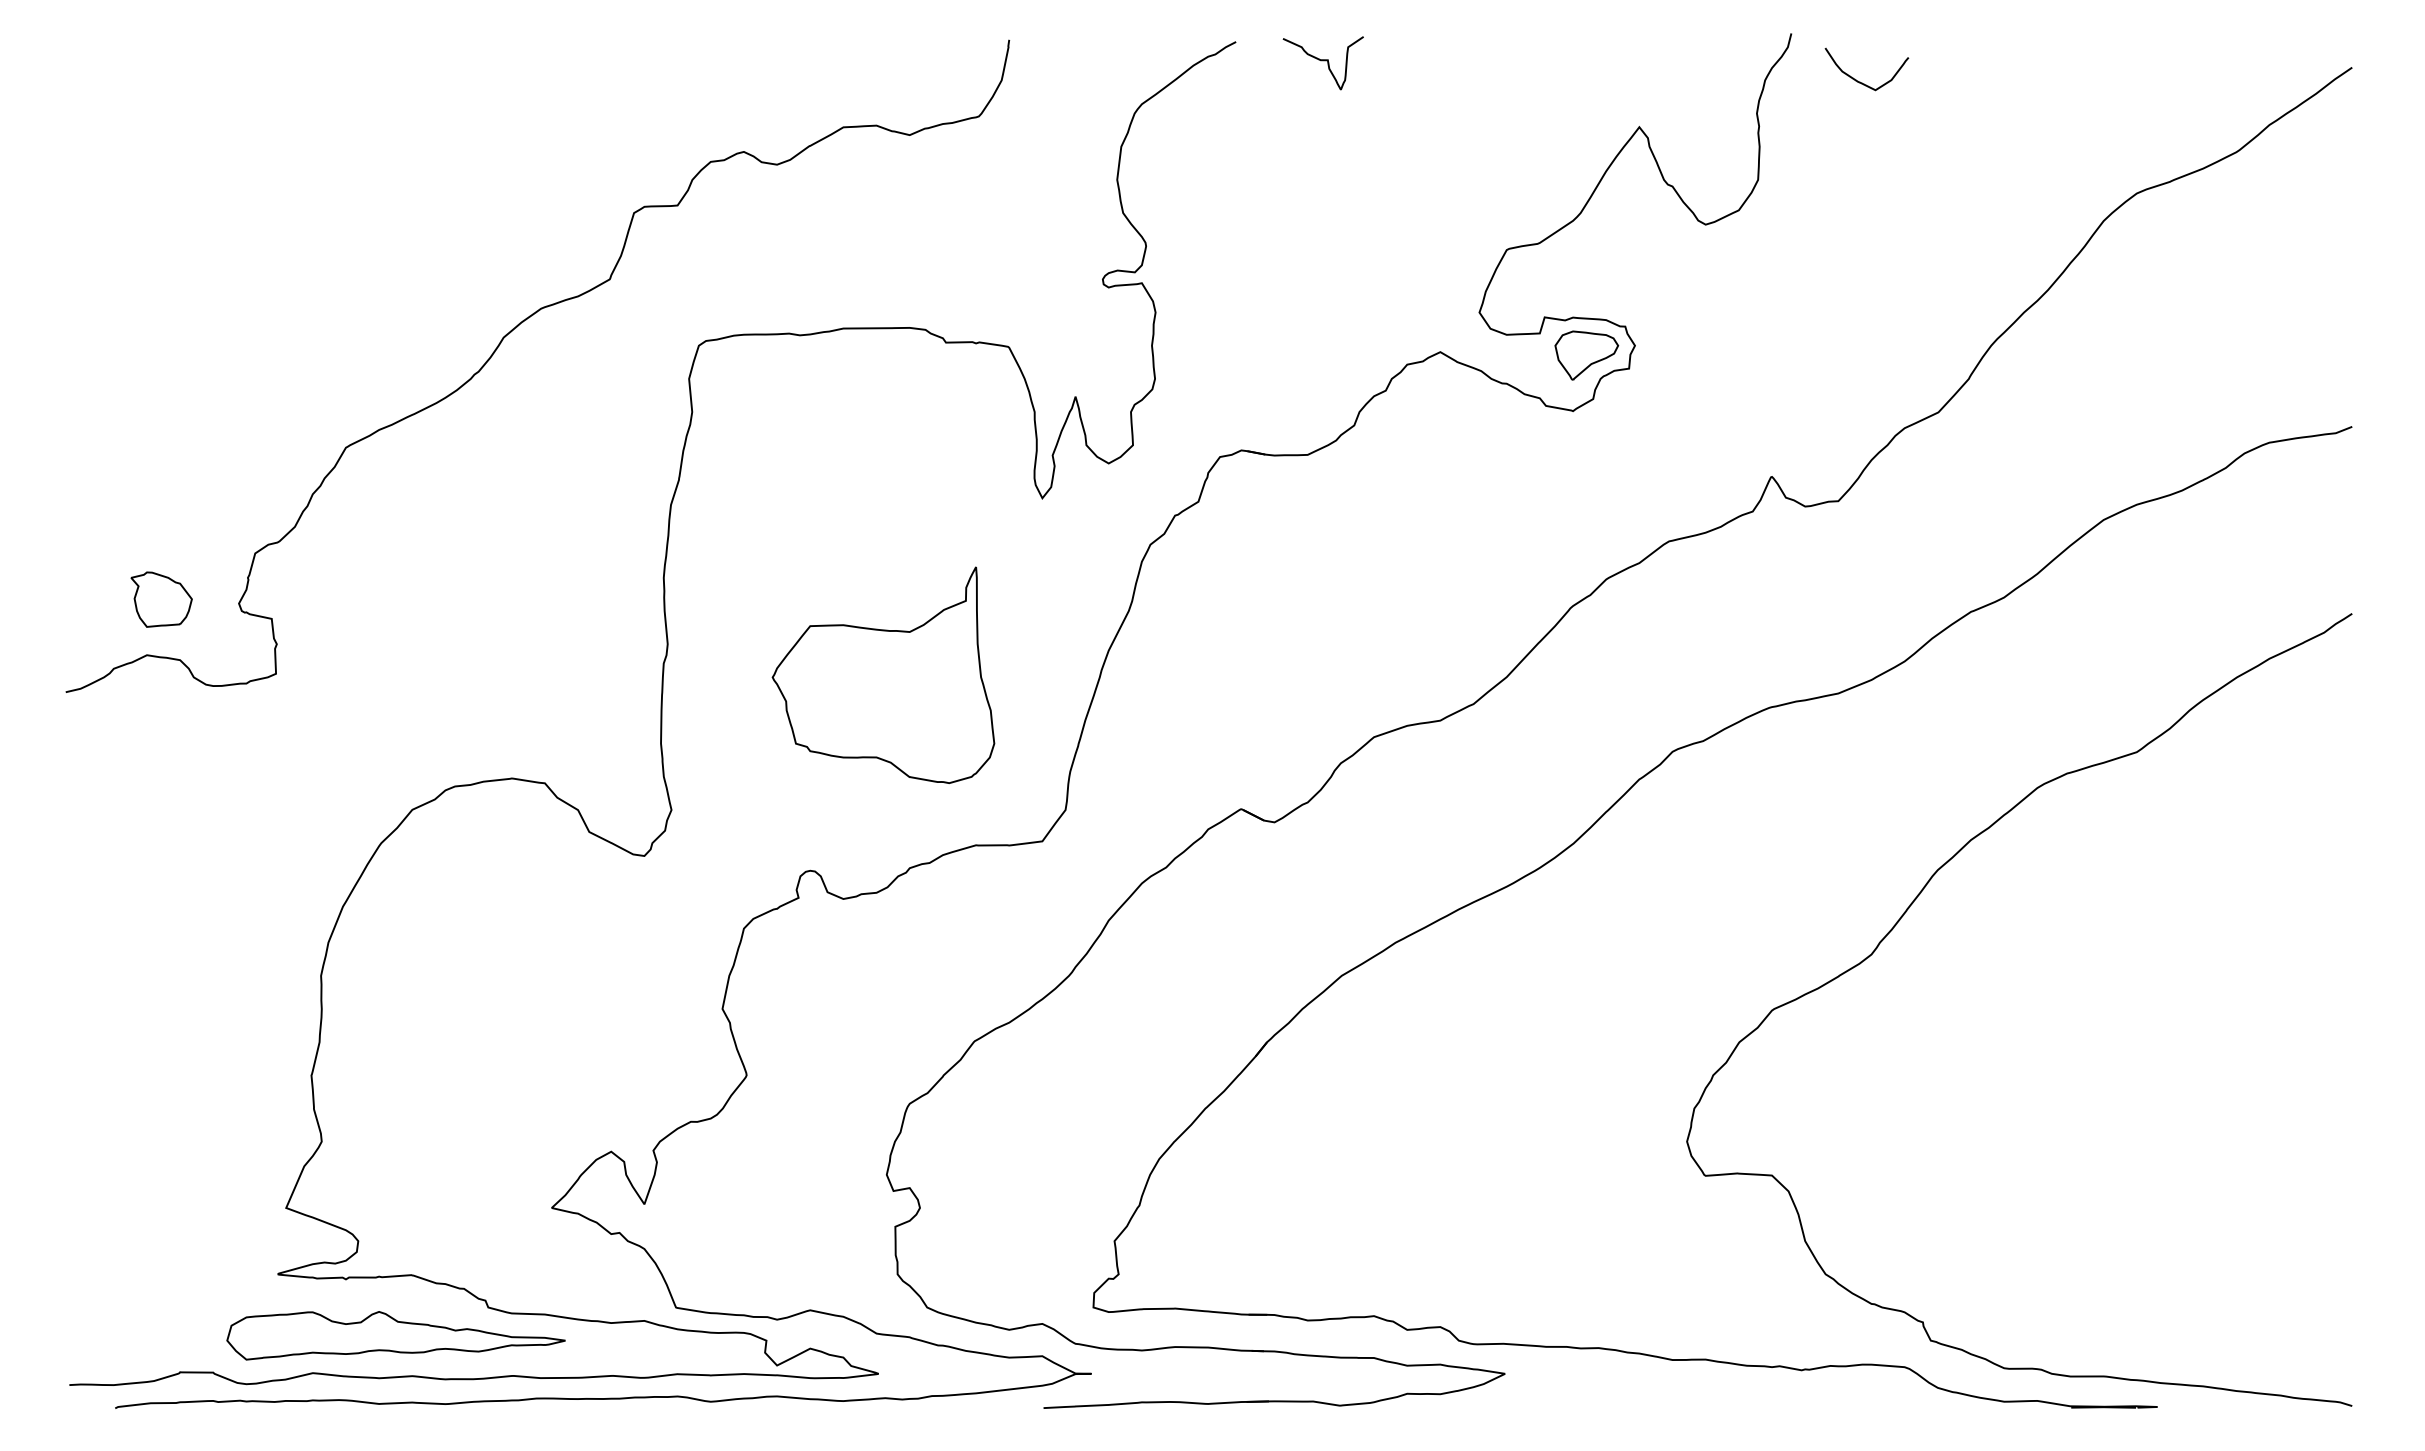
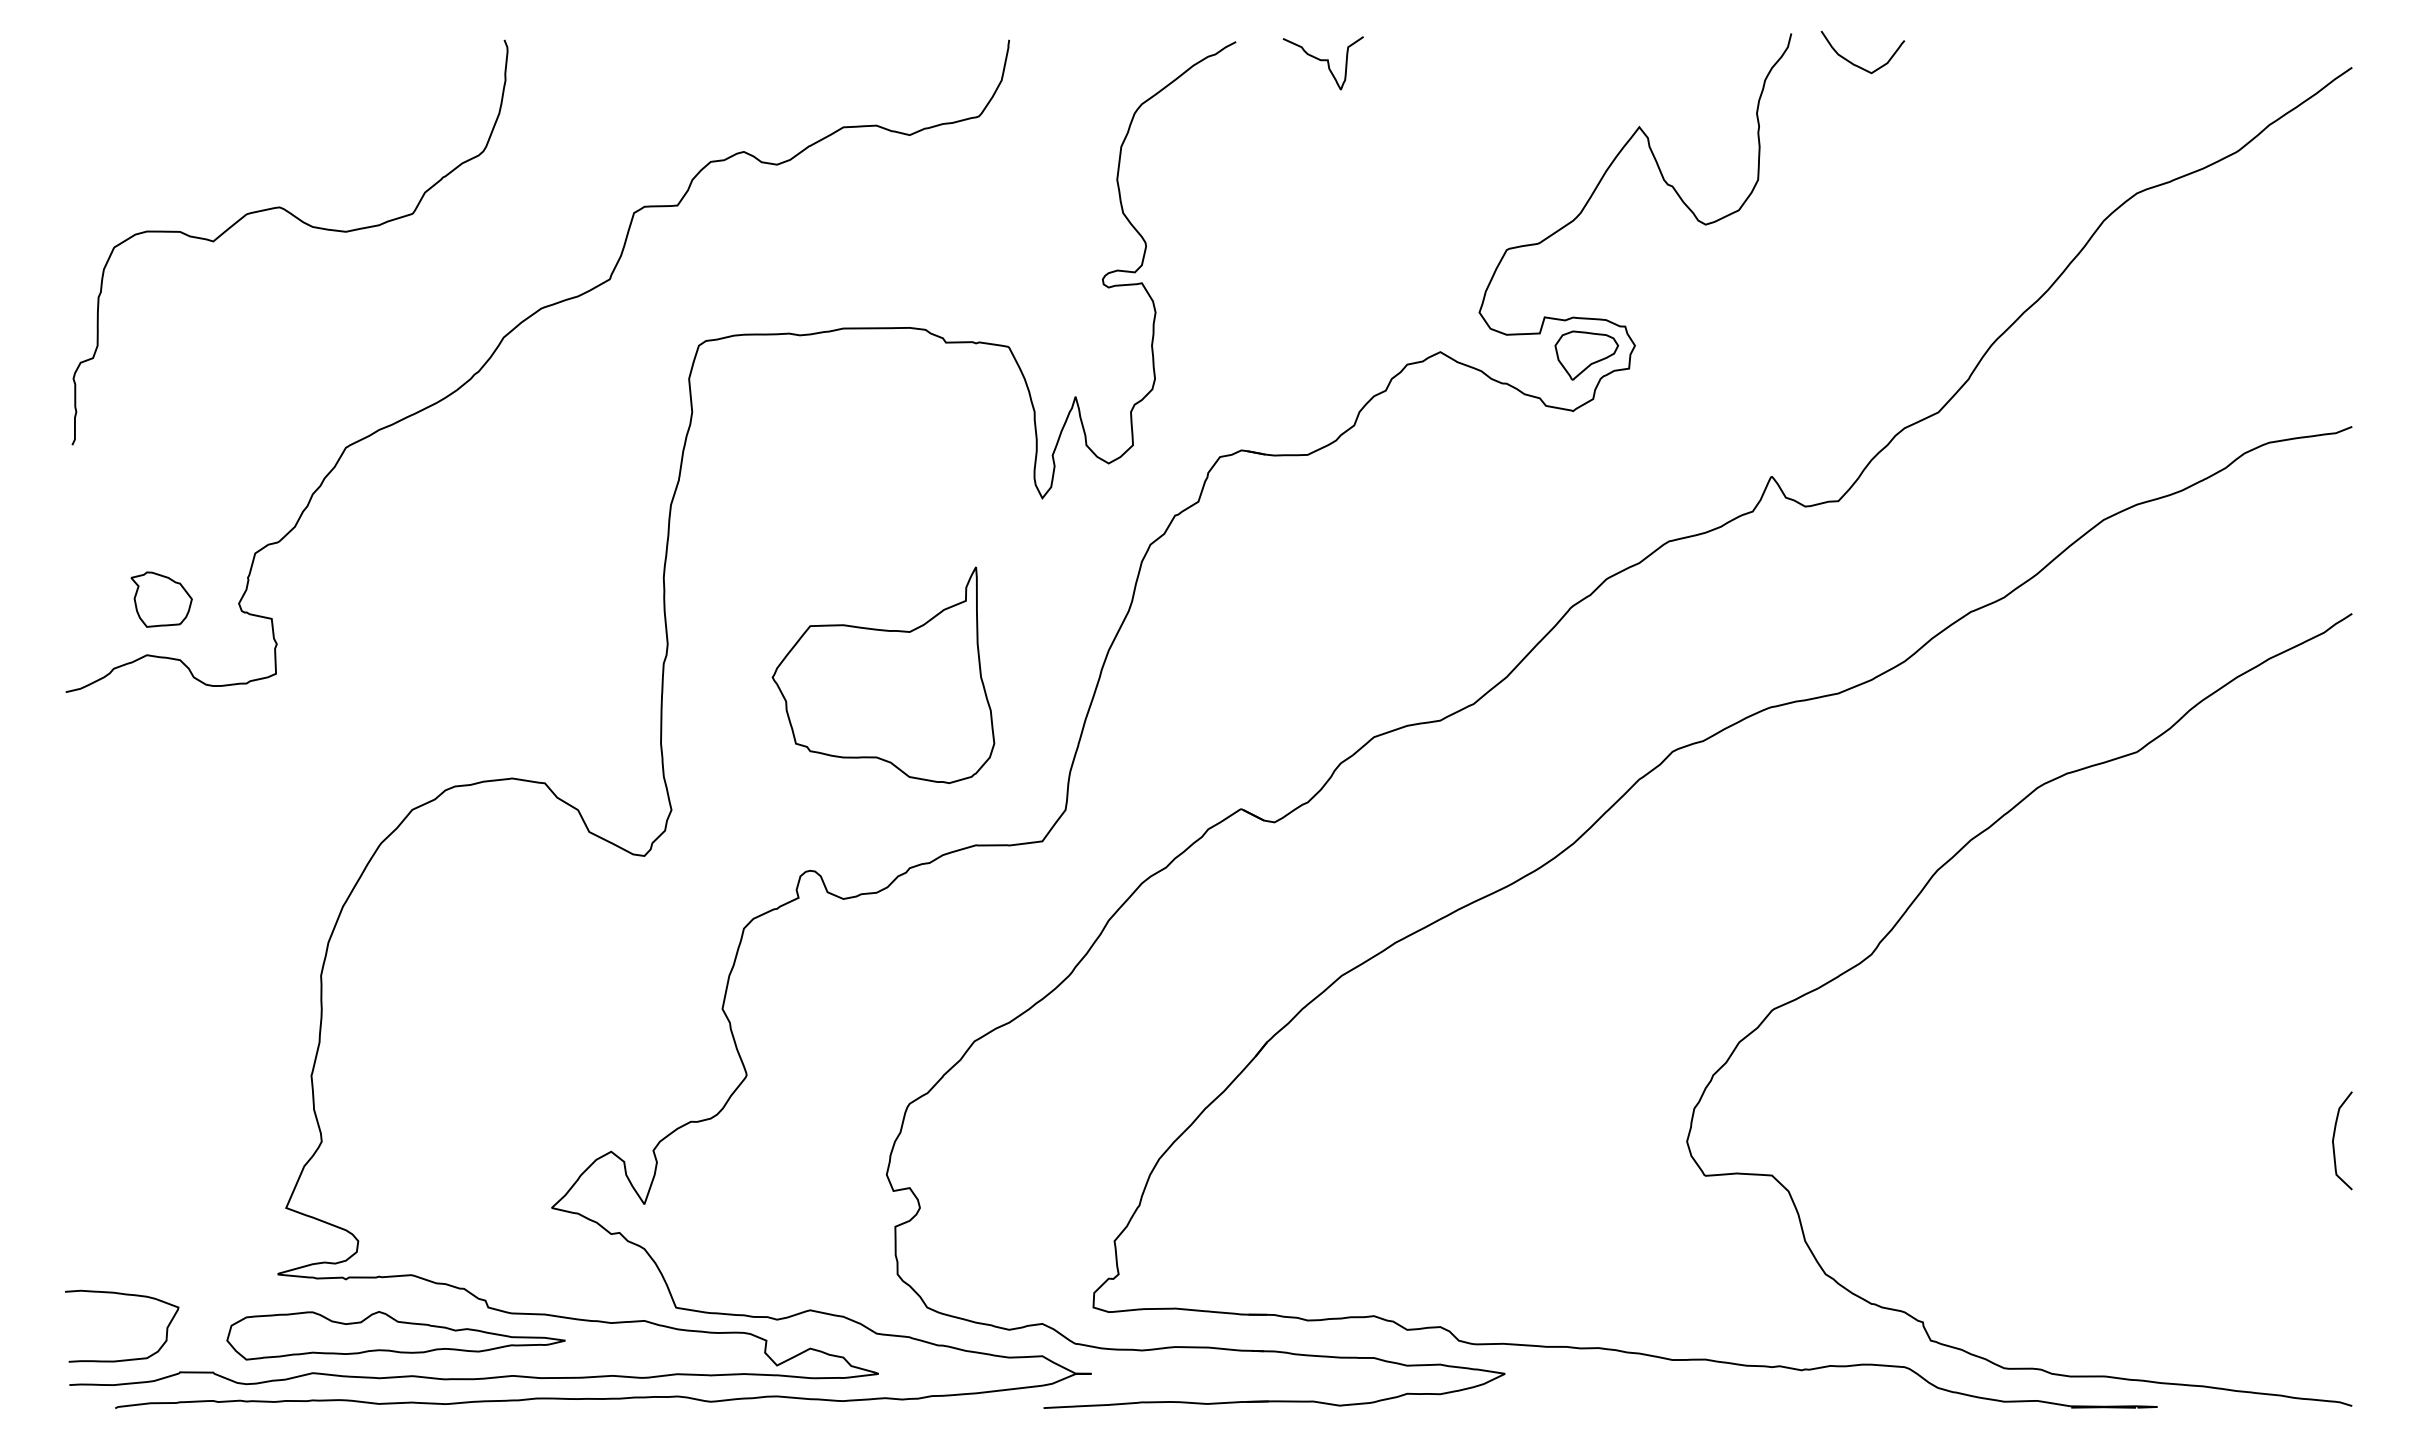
curve position: (1860, 81) -> (1856, 64) (1856, 64)
curve: none -> present (301, 222)
curve: none -> present (2334, 1139)
curve: none -> present (124, 1295)
